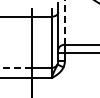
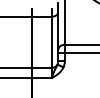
line: dashed -> solid (64, 22)
line: dashed -> solid (15, 67)
